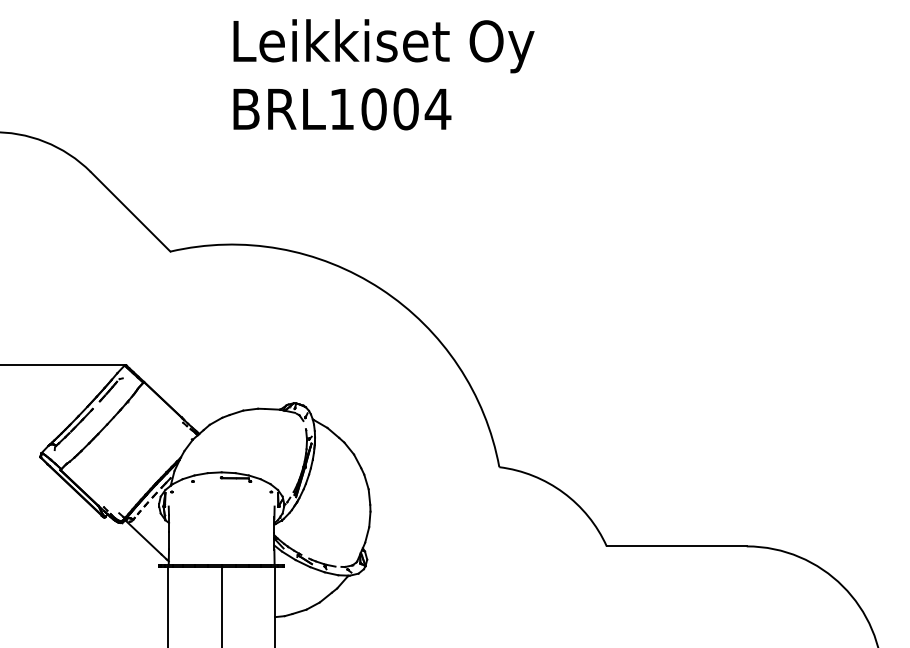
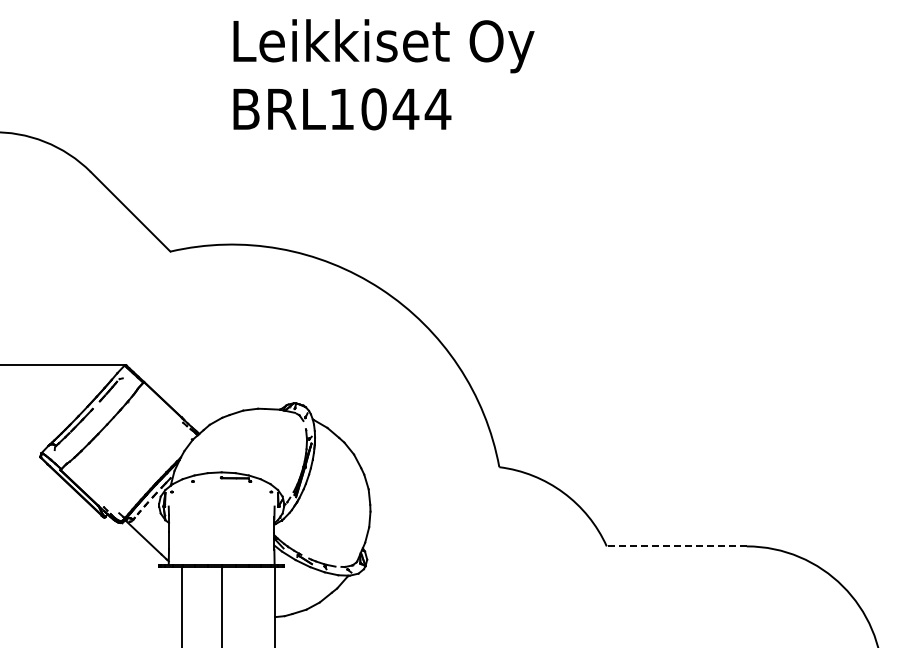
text: BRL1004 -> BRL1044 (405, 109)
line: solid -> dashed (676, 546)
line position: (168, 605) -> (182, 605) (182, 605)
